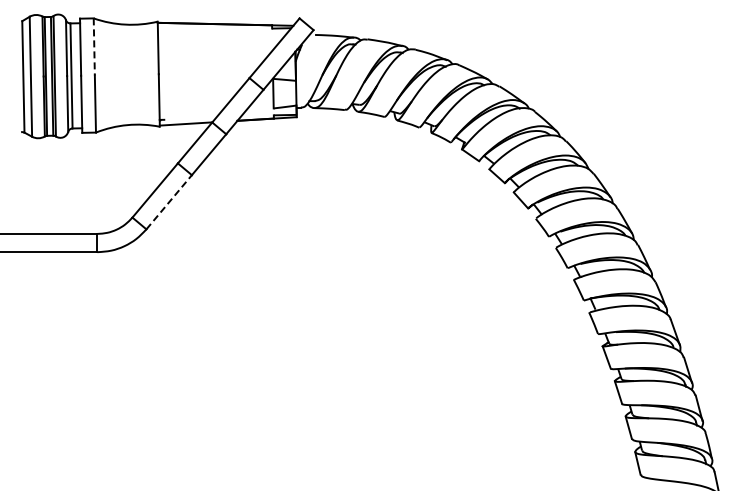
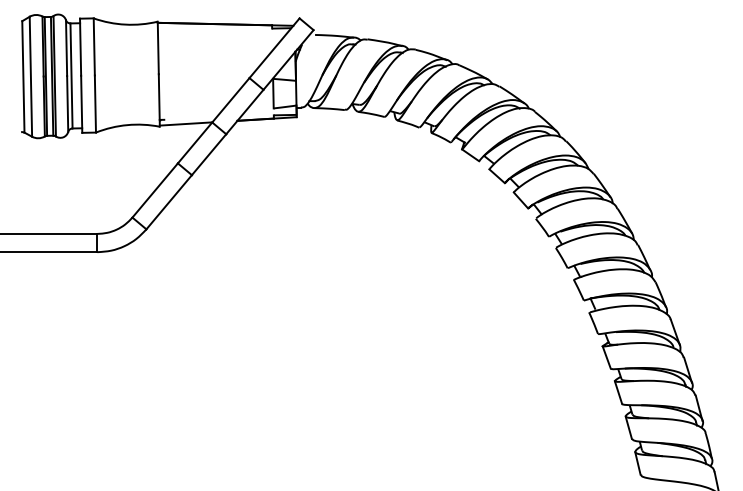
line: dashed -> solid (94, 46)
line: dashed -> solid (169, 201)
